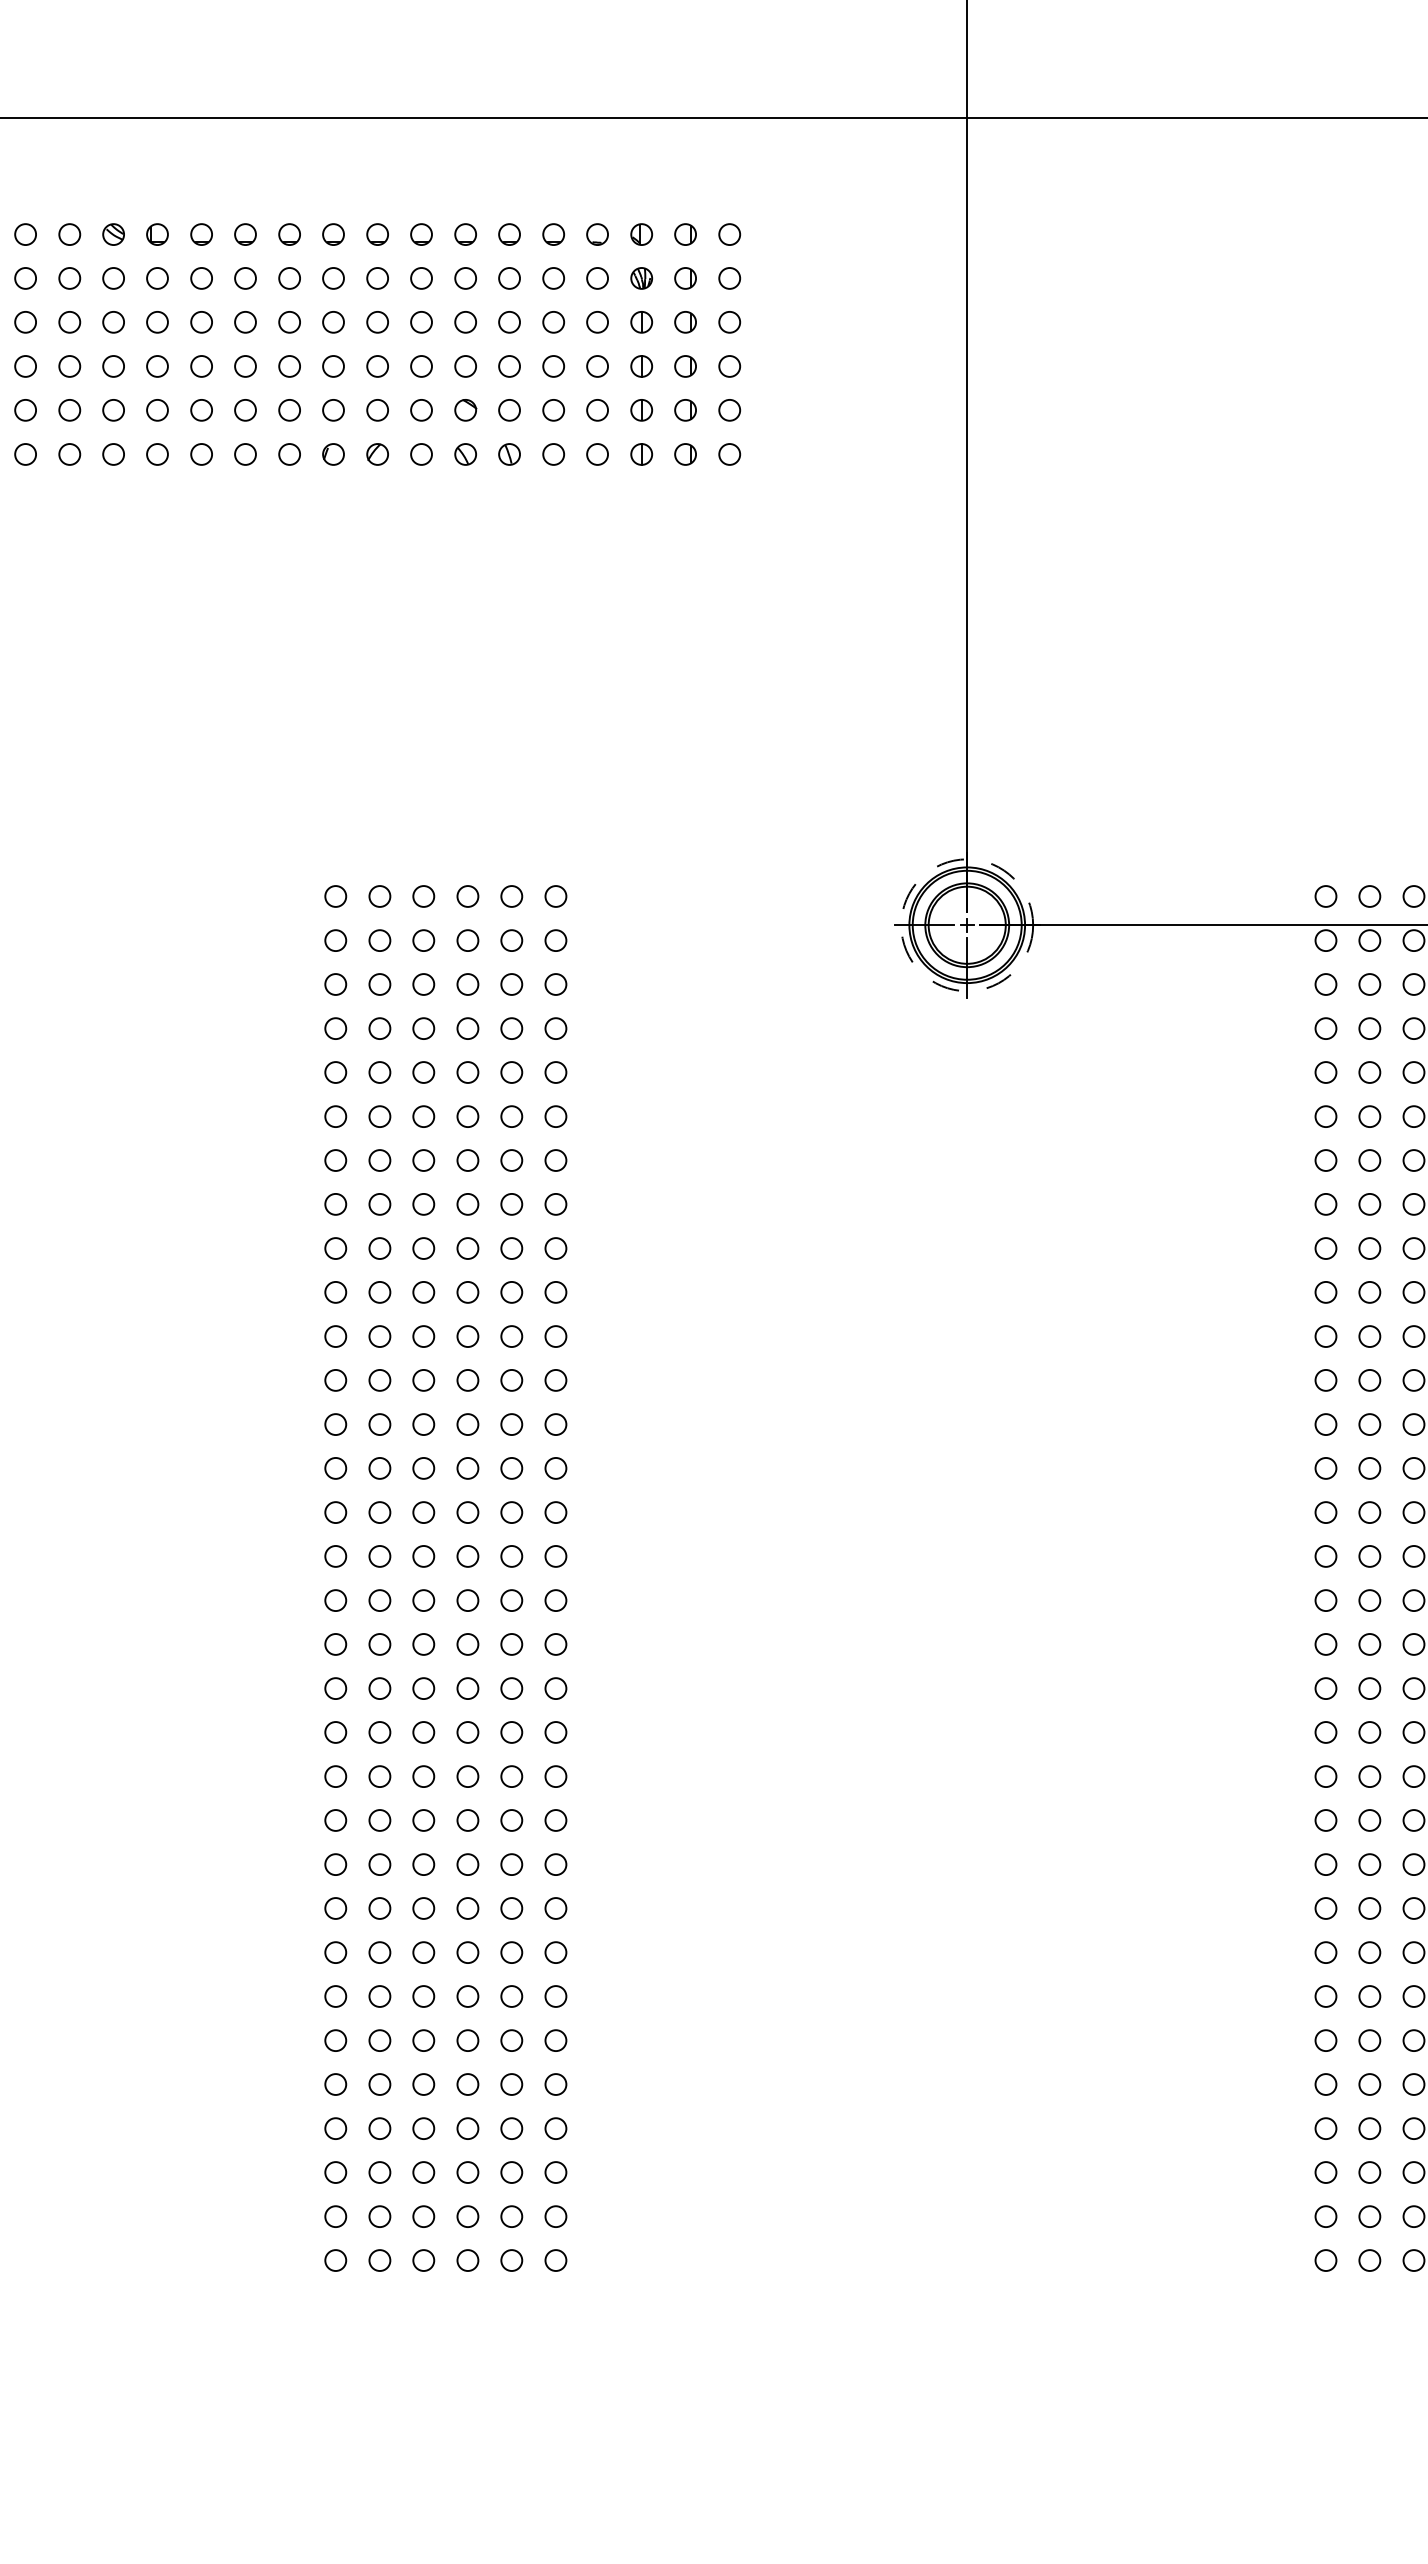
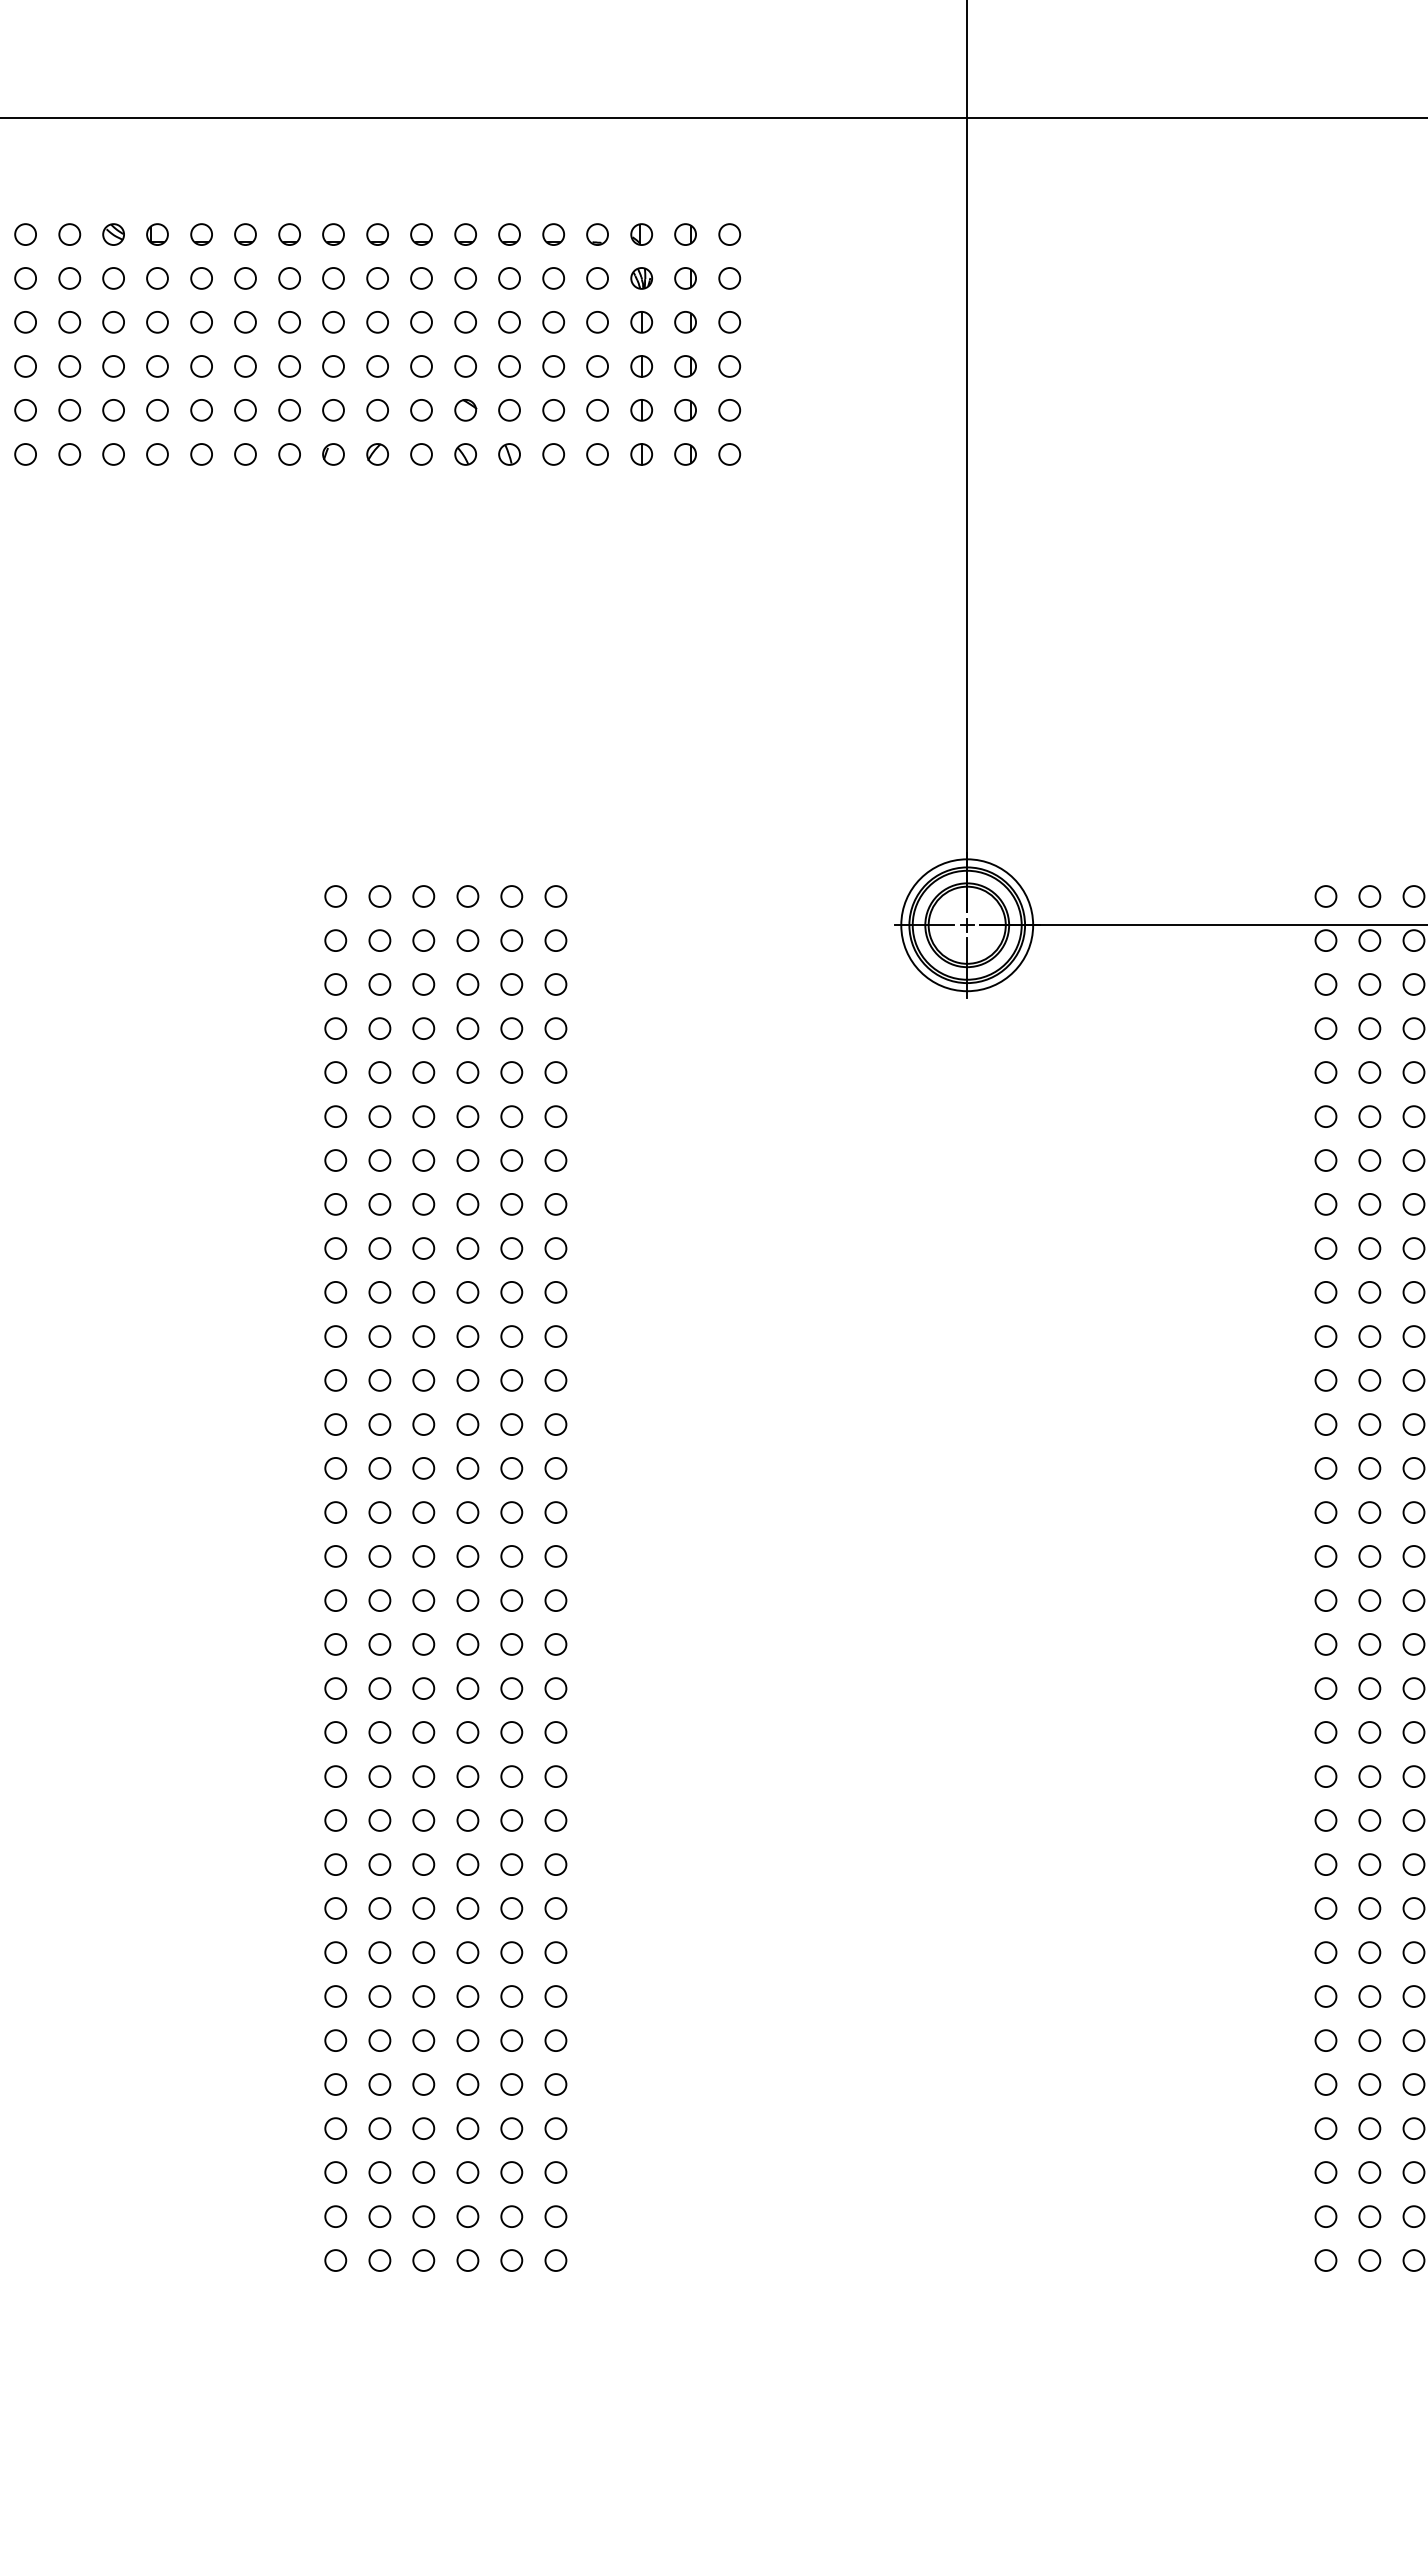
circle: dashed -> solid (967, 925)
